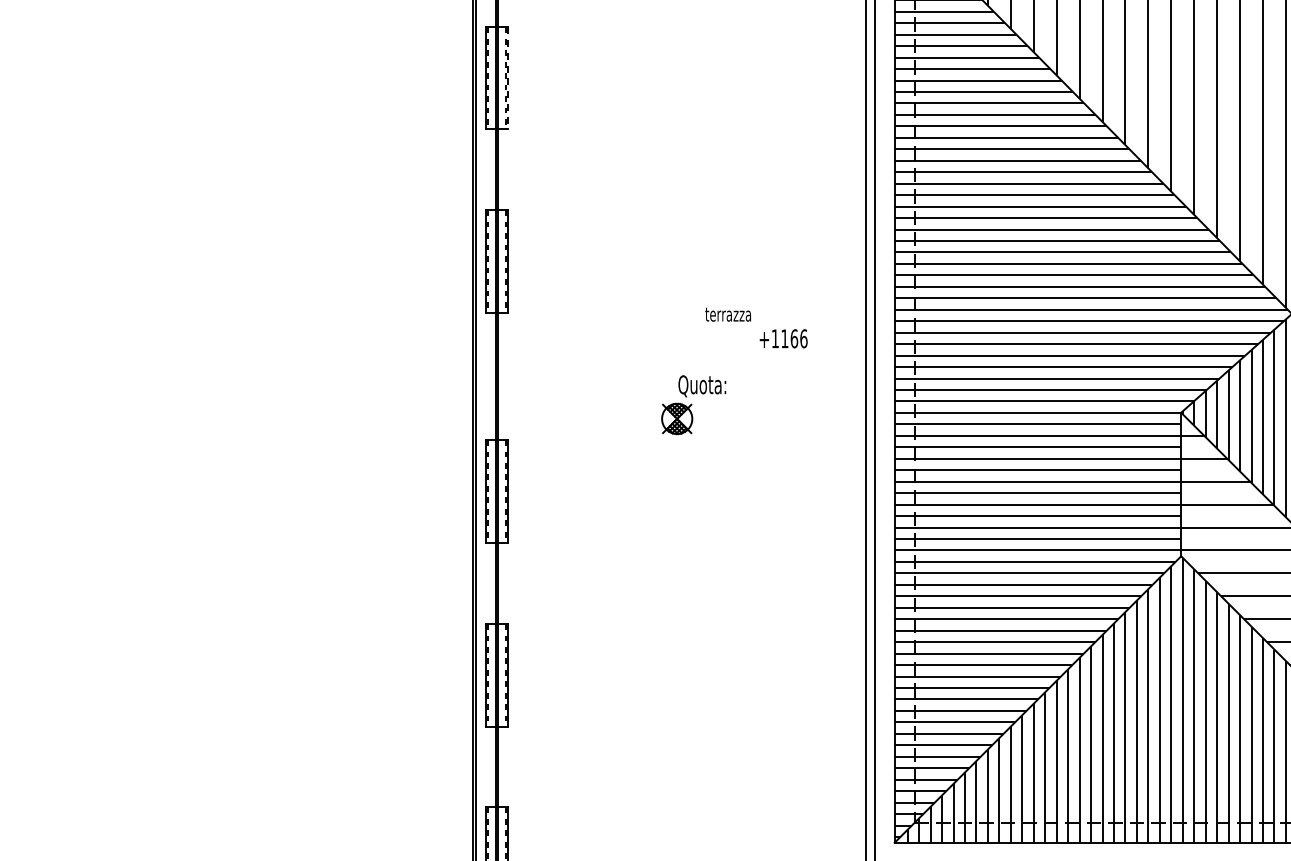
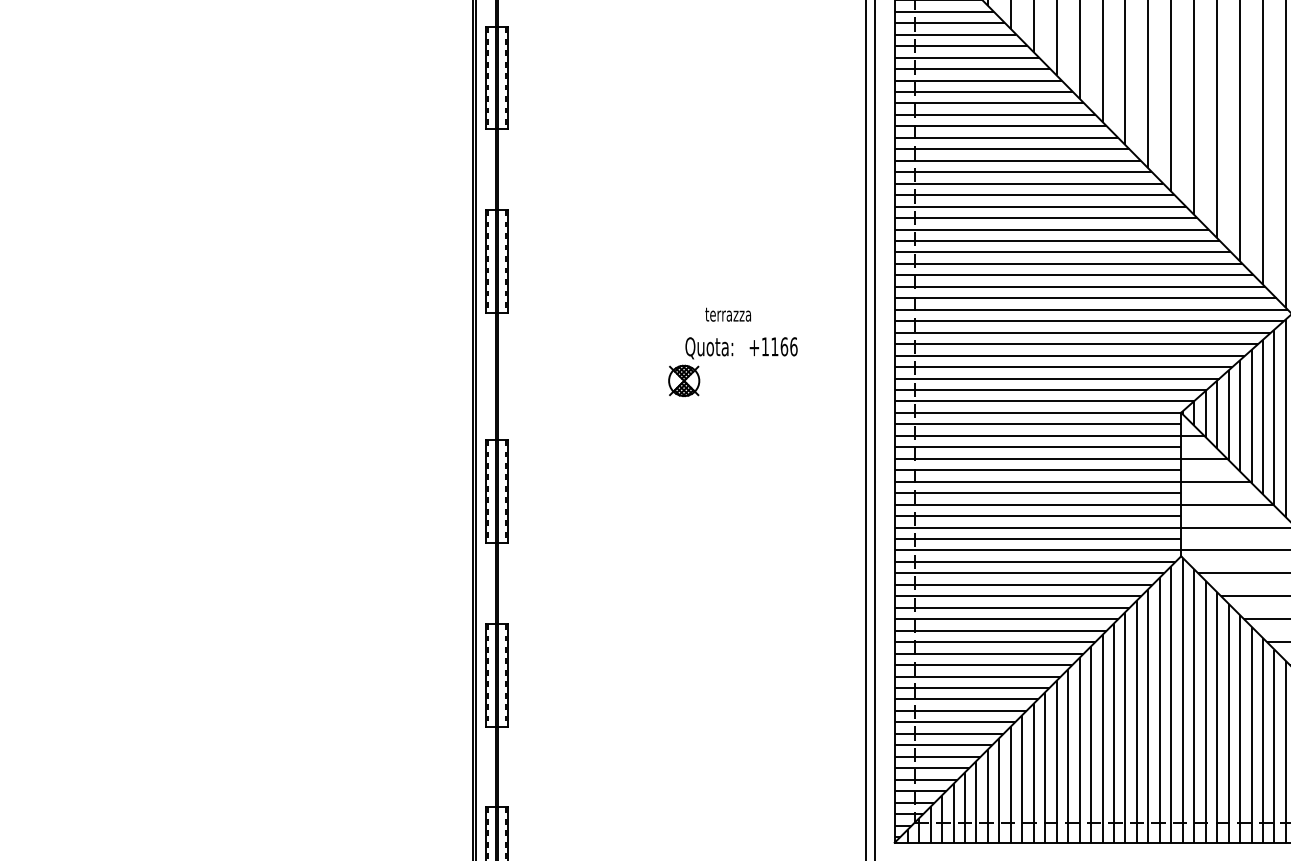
line: dashed -> solid (507, 78)
text position: (783, 338) -> (773, 346) (773, 346)
part position: (693, 405) -> (700, 367) (700, 367)
